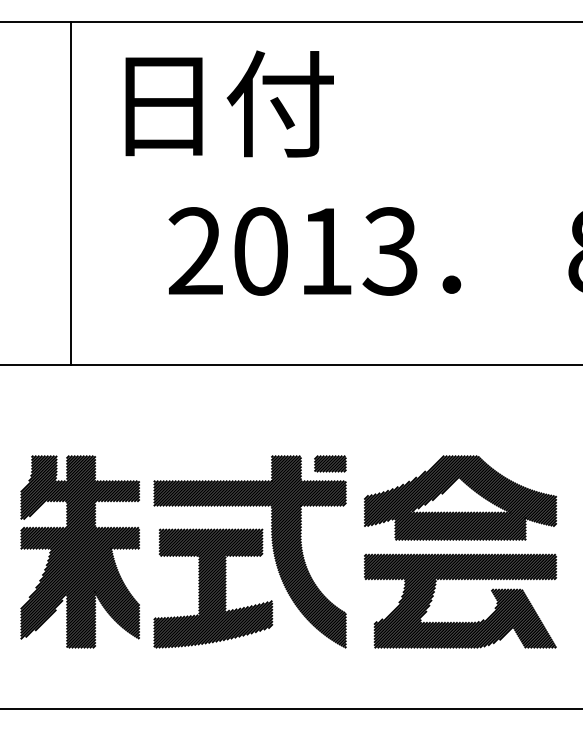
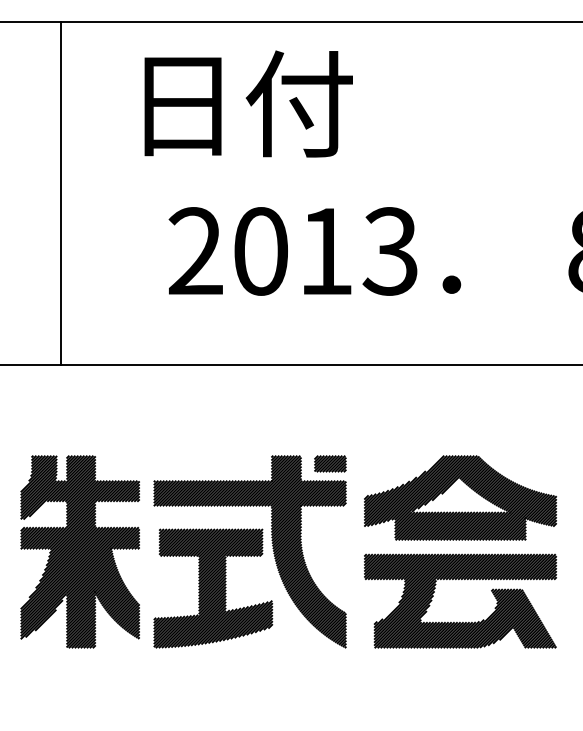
text position: (229, 103) -> (248, 103) (248, 103)
line position: (71, 193) -> (61, 193) (61, 193)
line: present -> none (290, 709)
